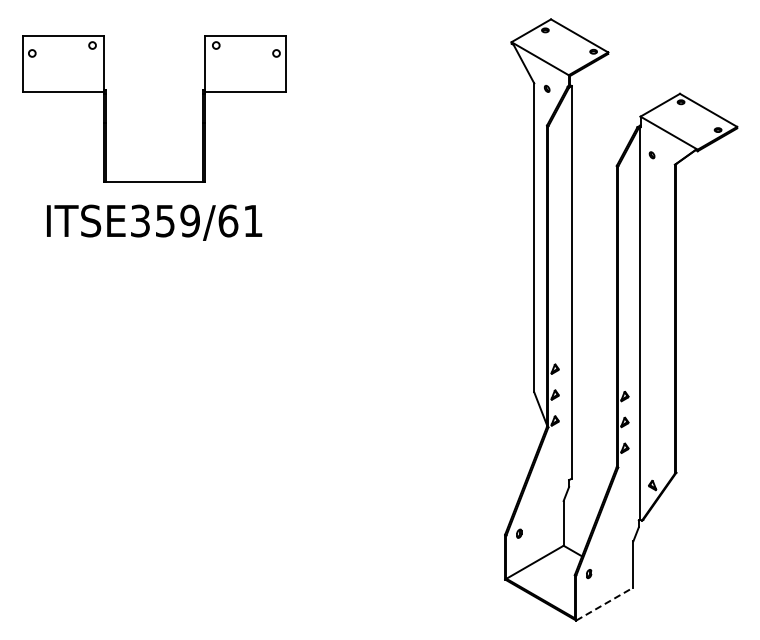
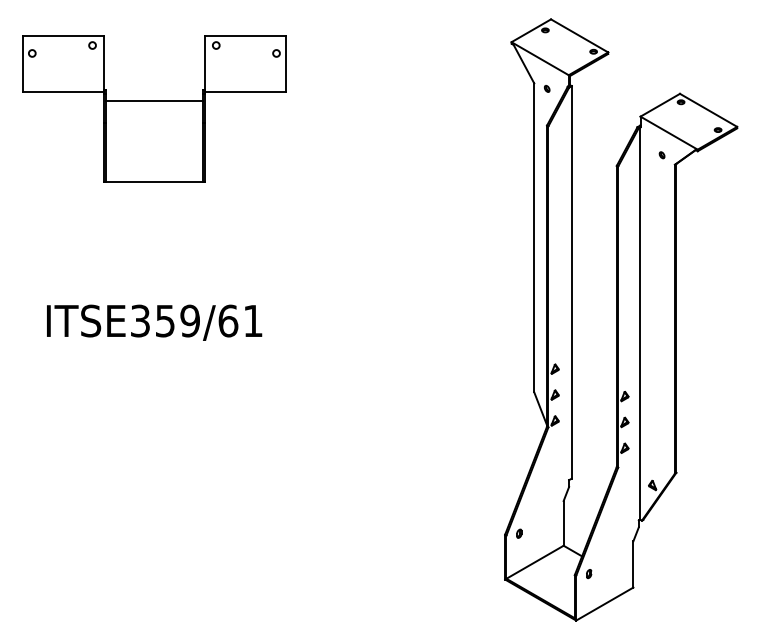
line: none -> present (154, 101)
part position: (651, 155) -> (661, 155) (661, 155)
text position: (154, 222) -> (154, 322) (154, 322)
line: dashed -> solid (605, 603)
